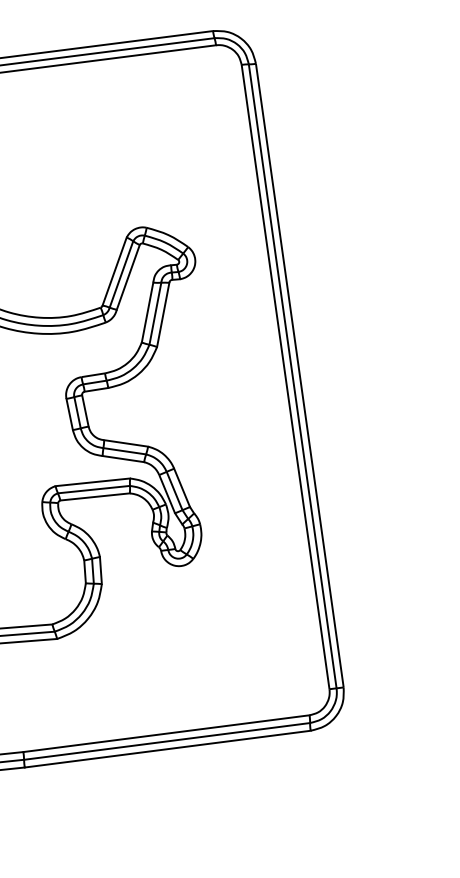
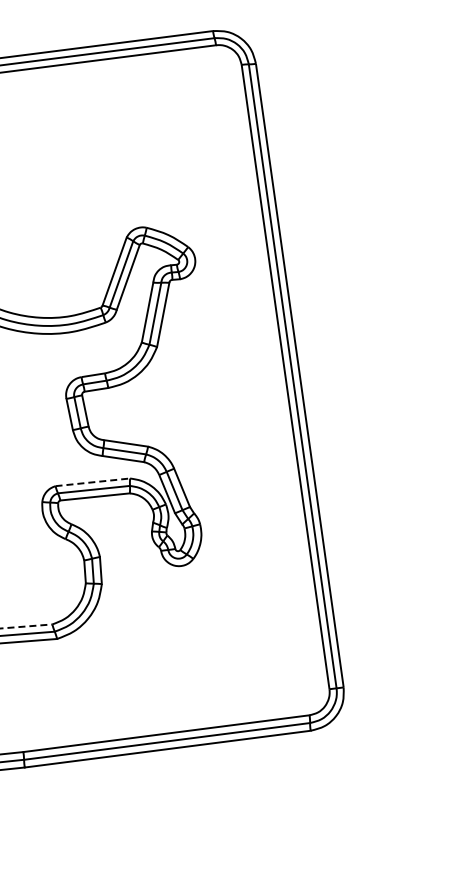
line: solid -> dashed (93, 482)
line: solid -> dashed (26, 626)
